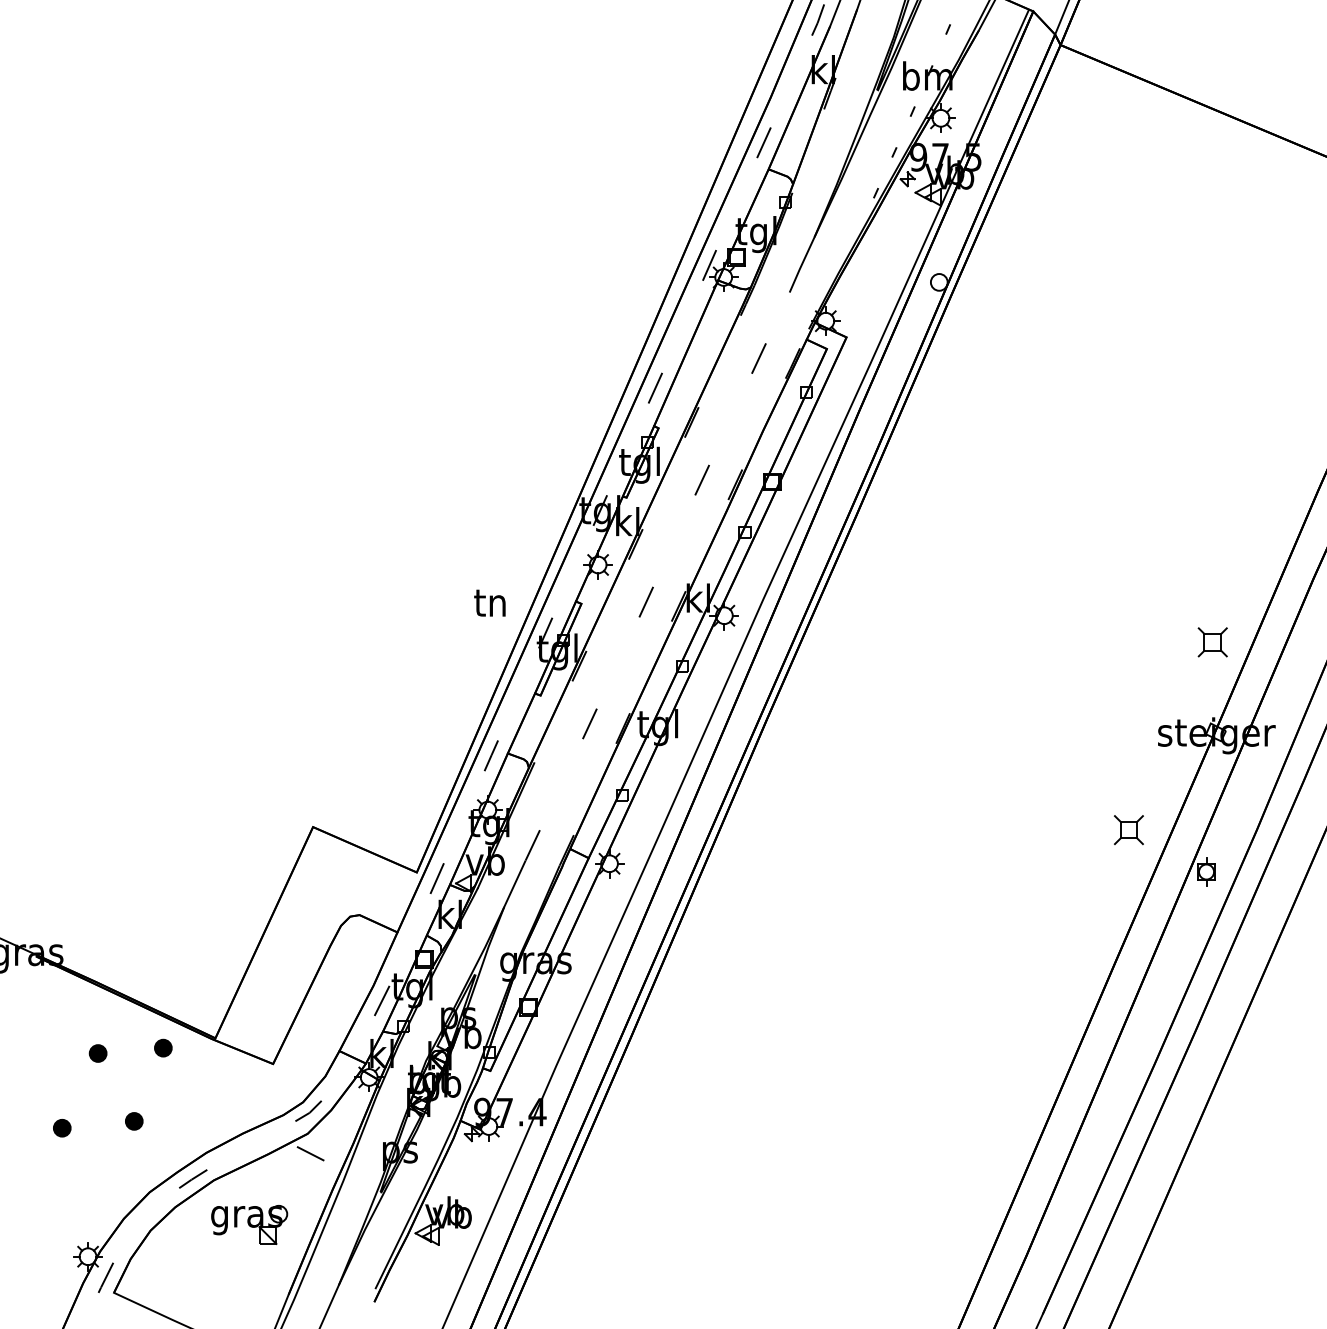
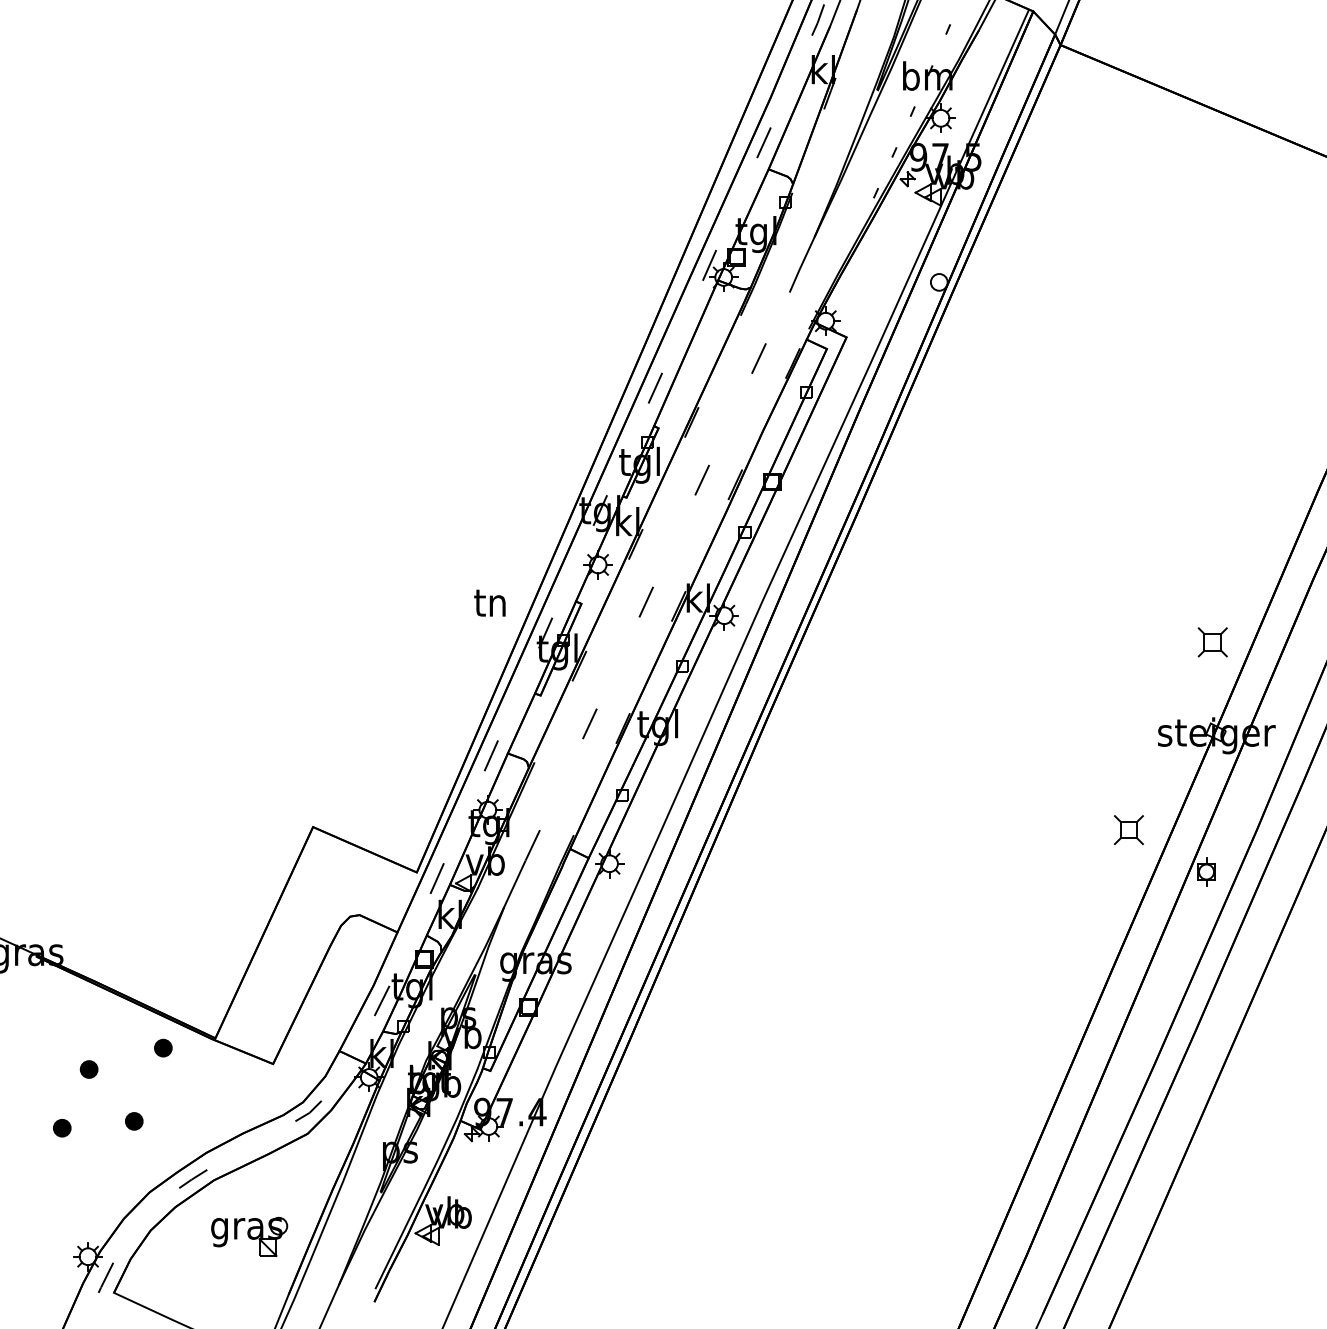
part position: (97, 1053) -> (88, 1069) (88, 1069)
line: present -> none (310, 1153)
part position: (249, 1224) -> (249, 1236) (249, 1236)
